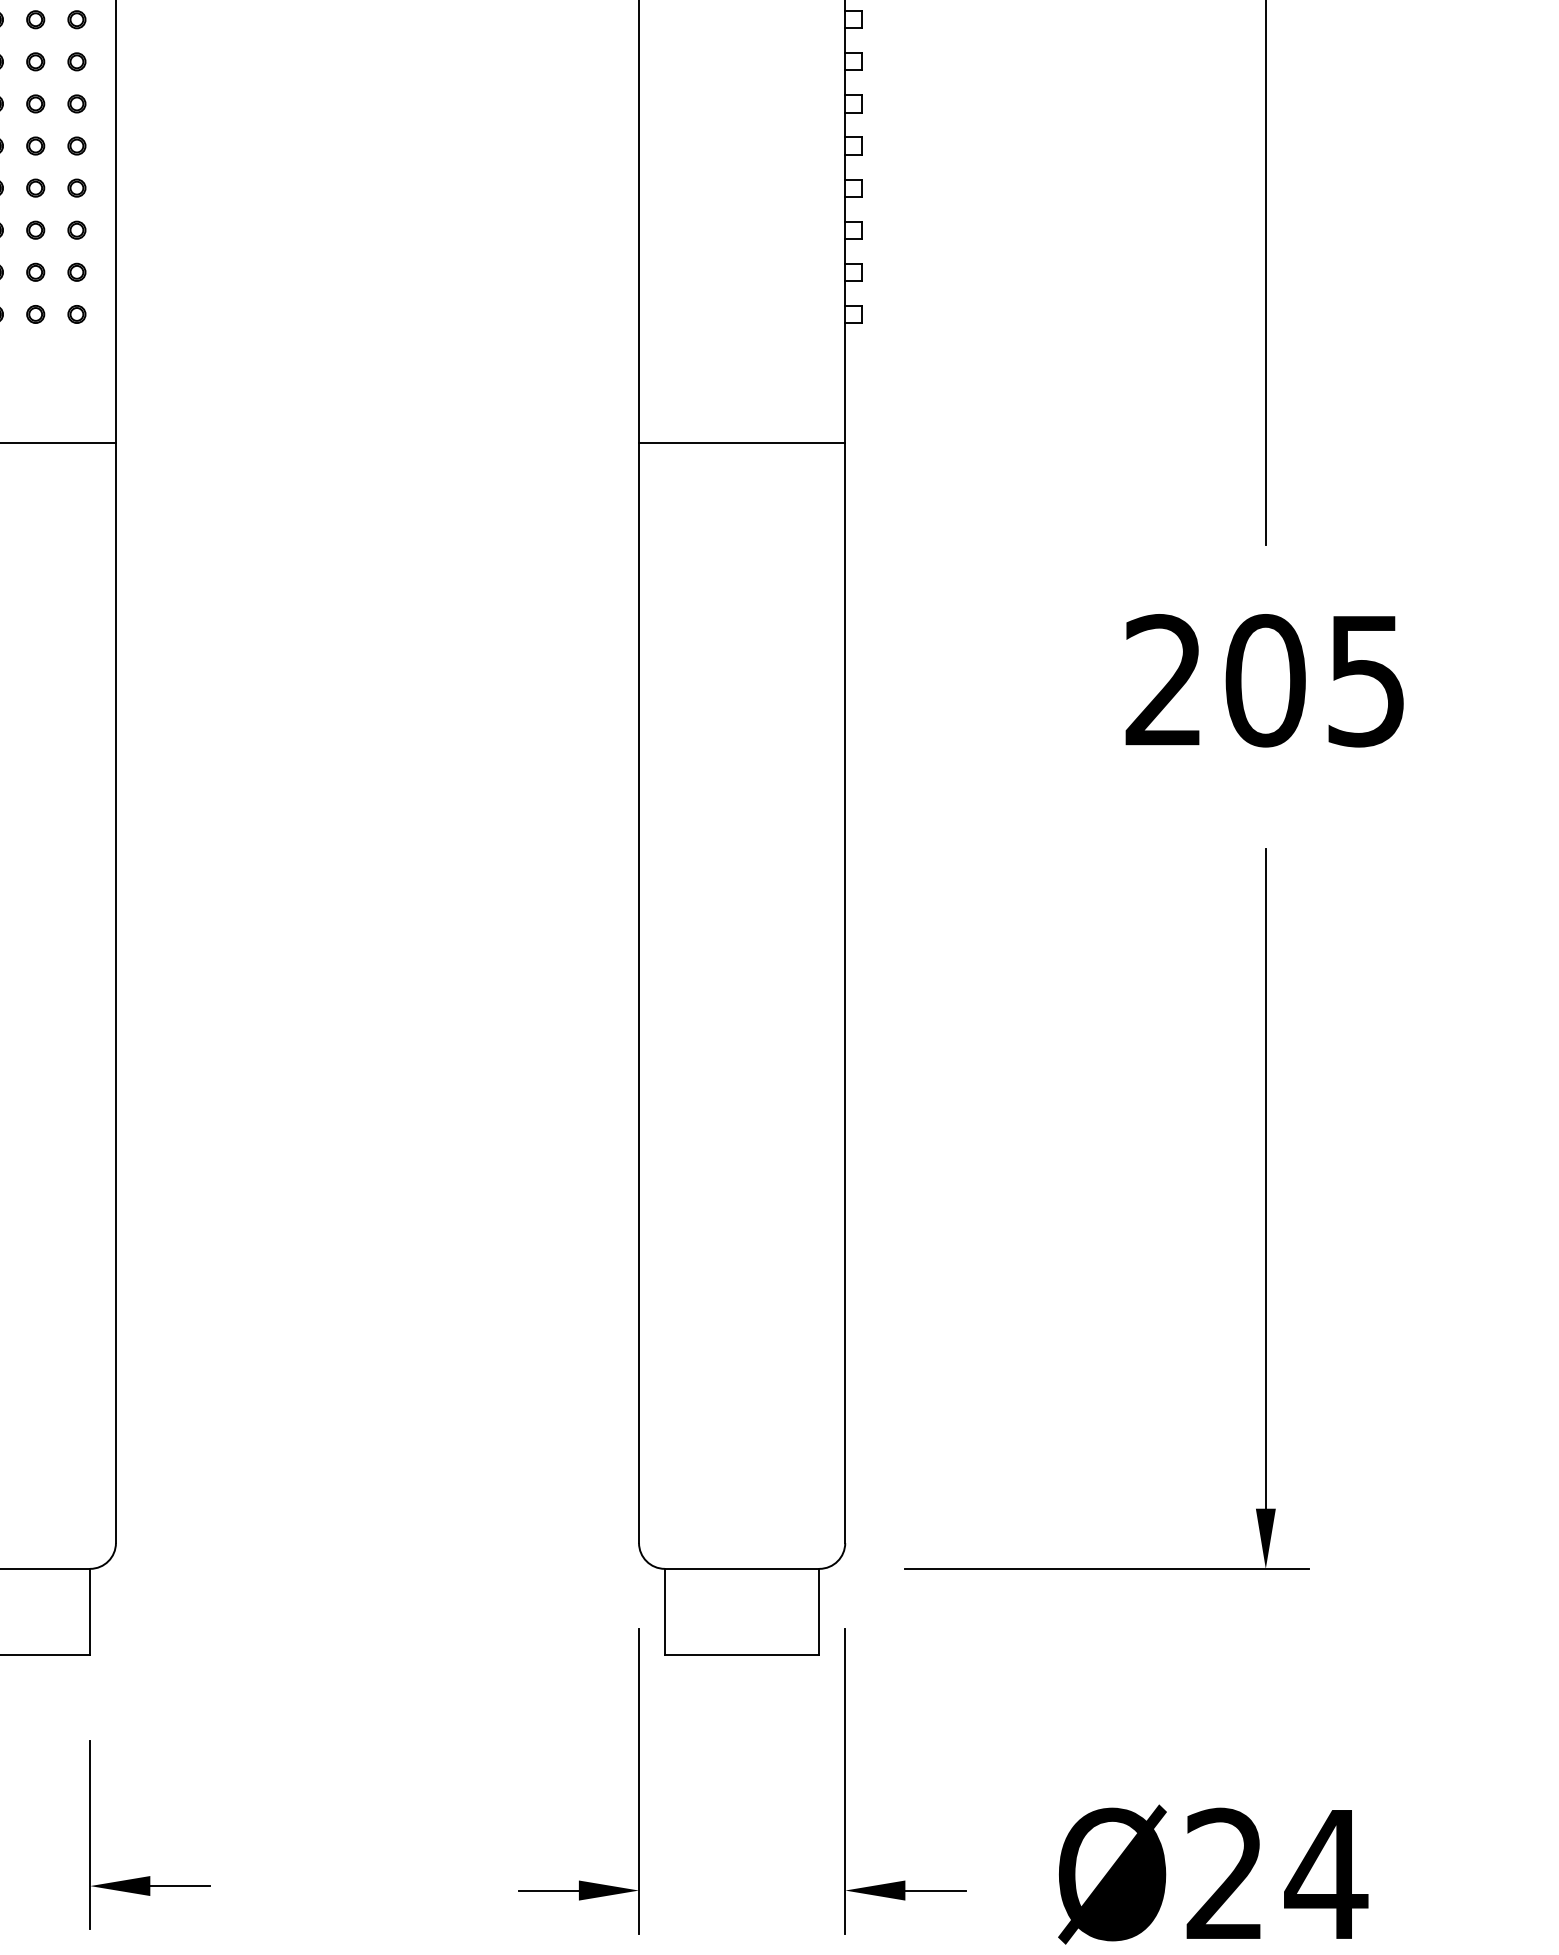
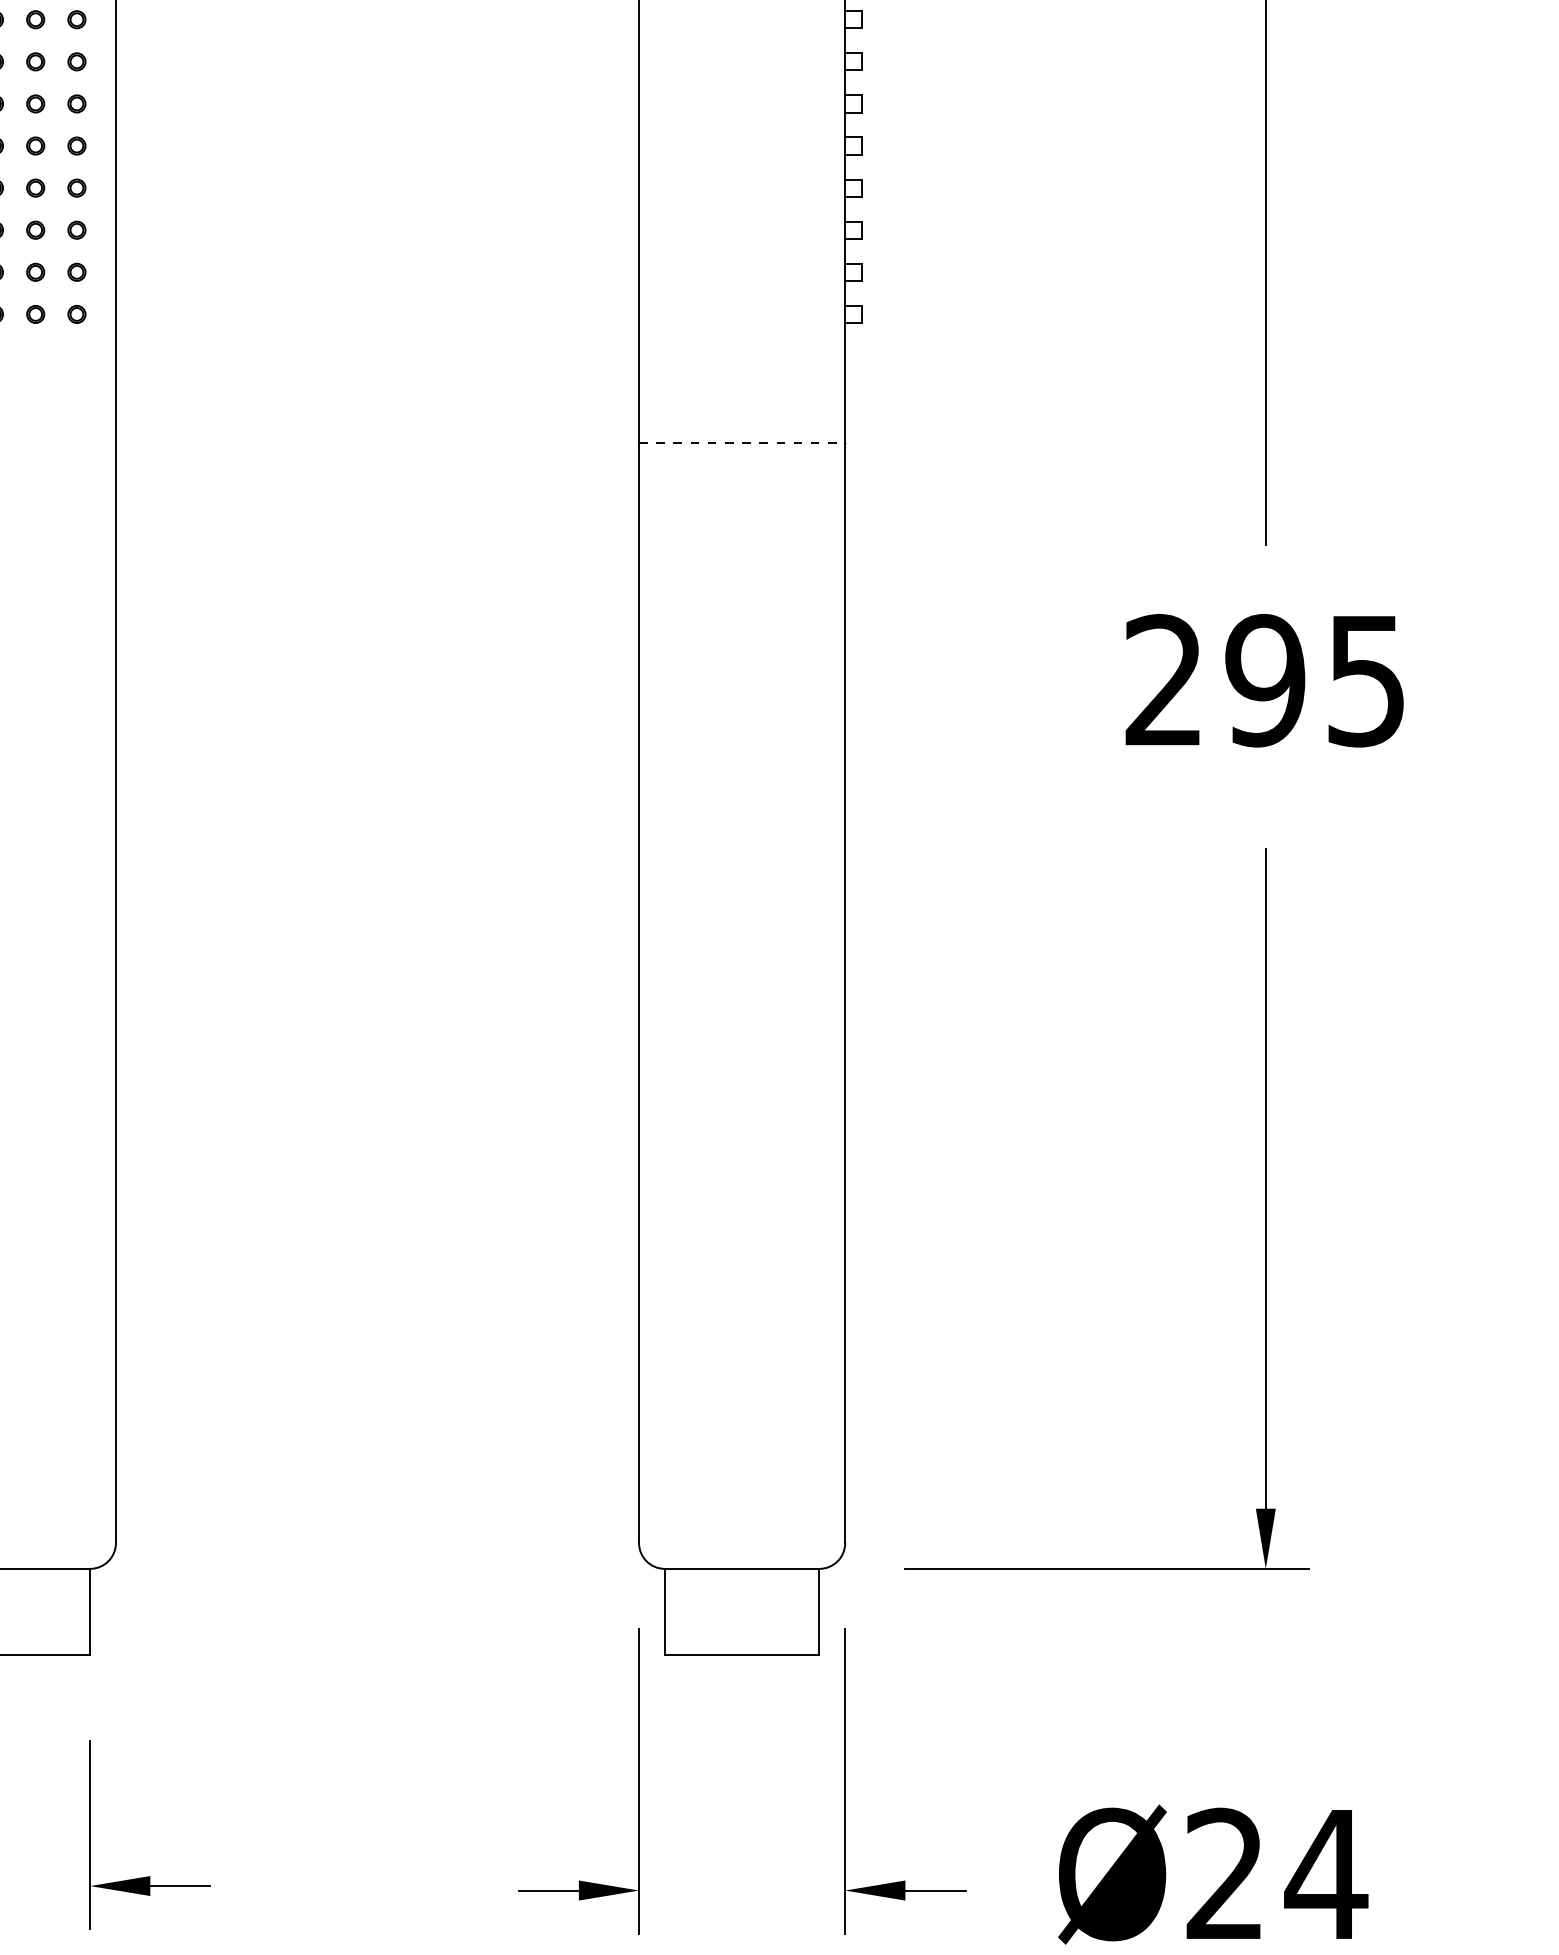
line: present -> none (58, 443)
line: solid -> dashed (742, 443)
text: 205 -> 295 (1265, 680)
